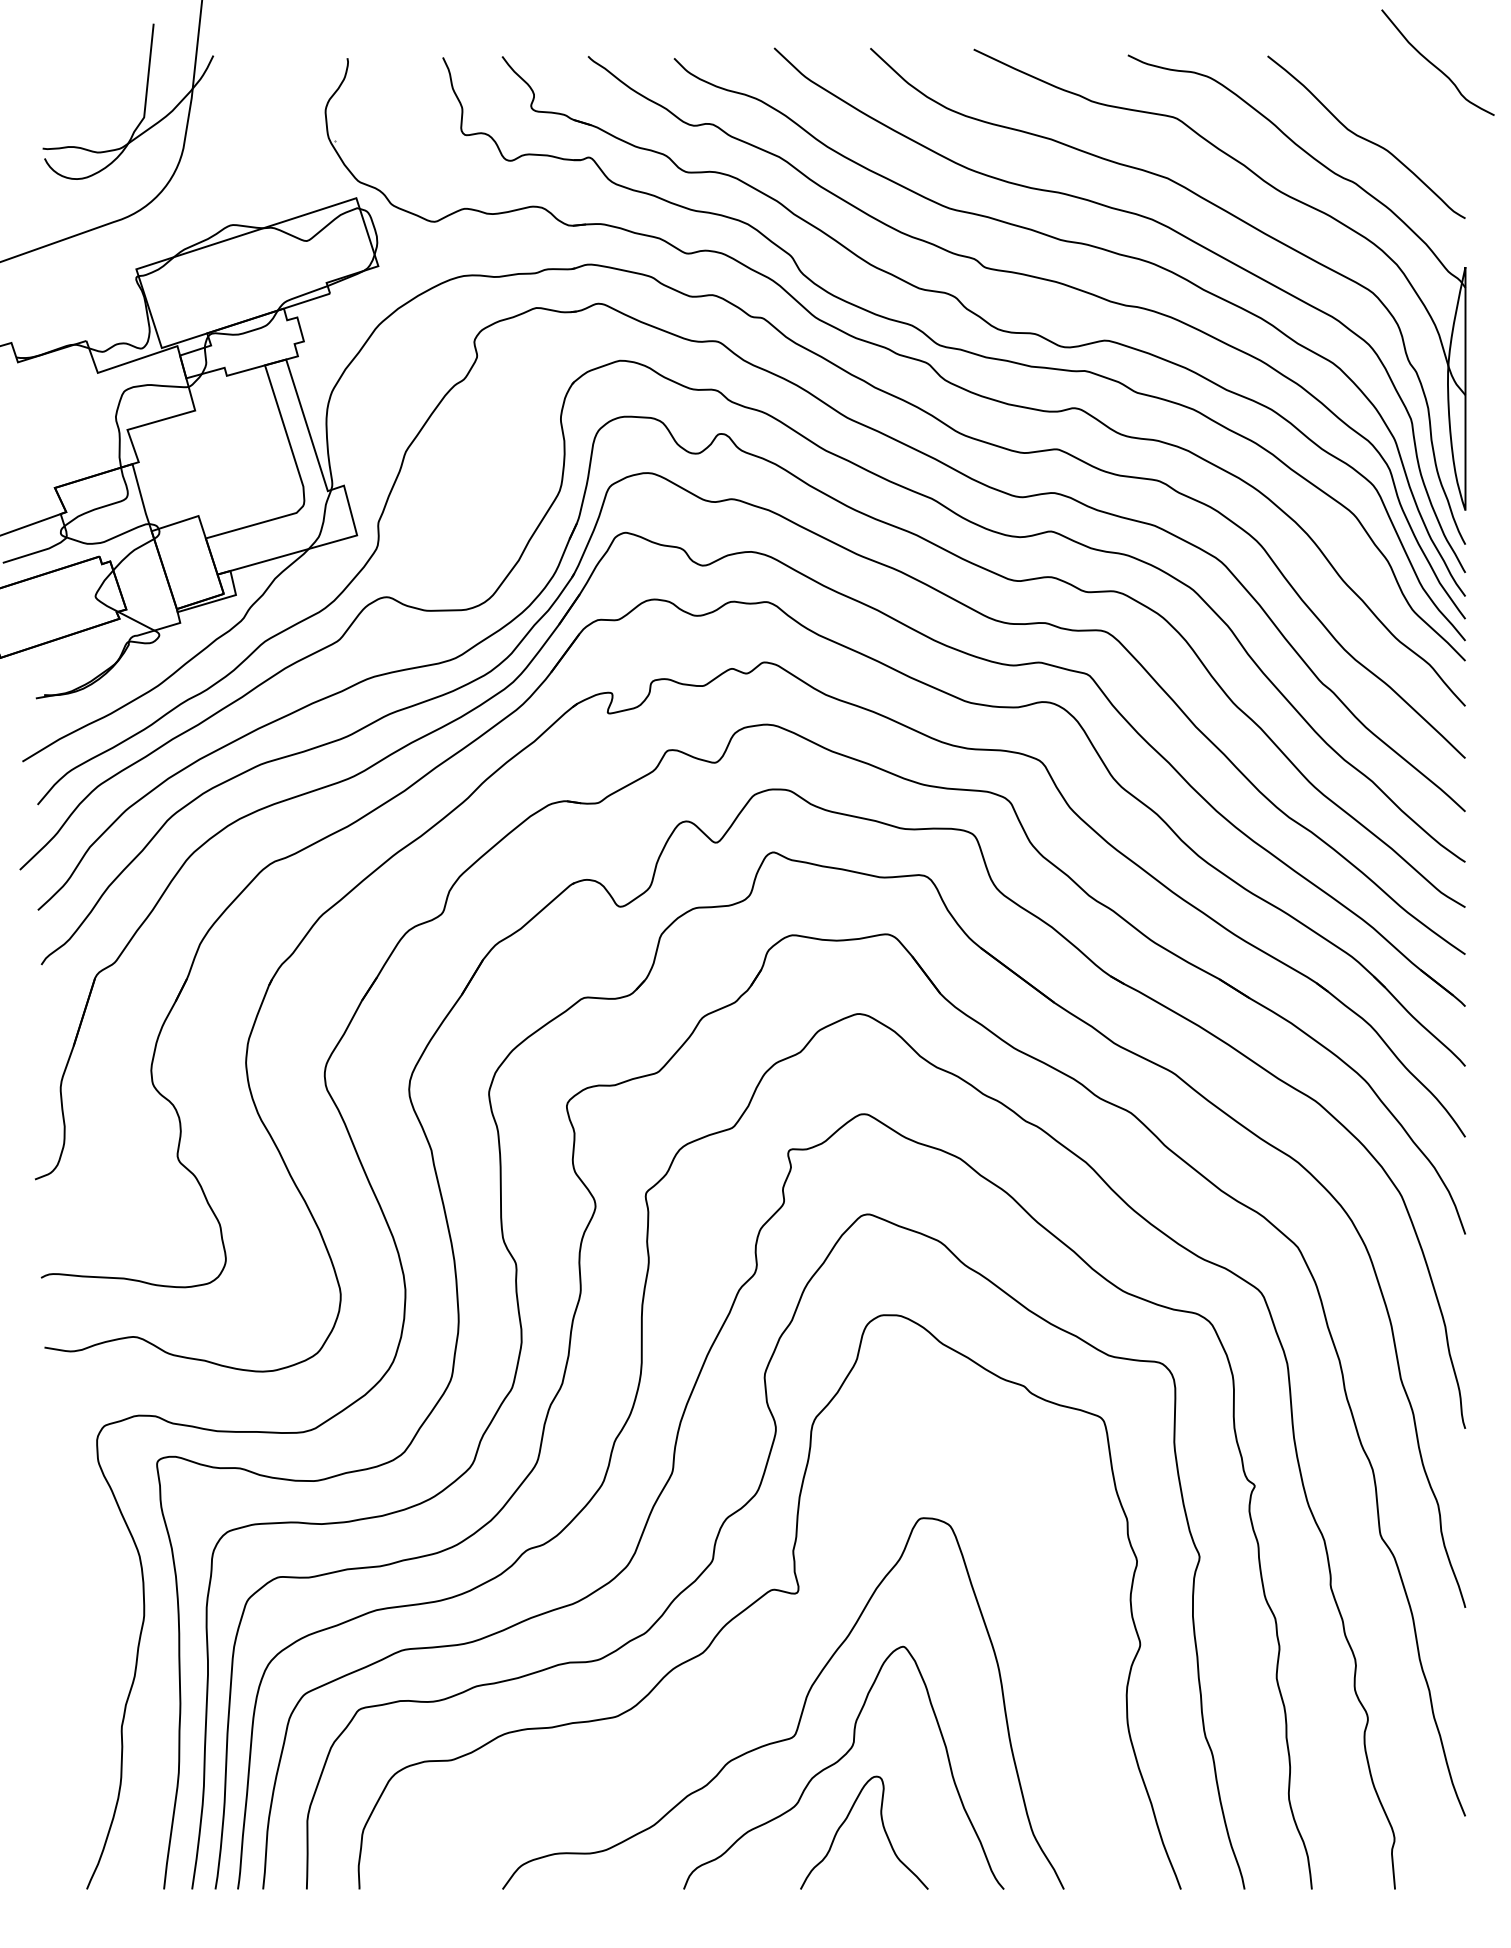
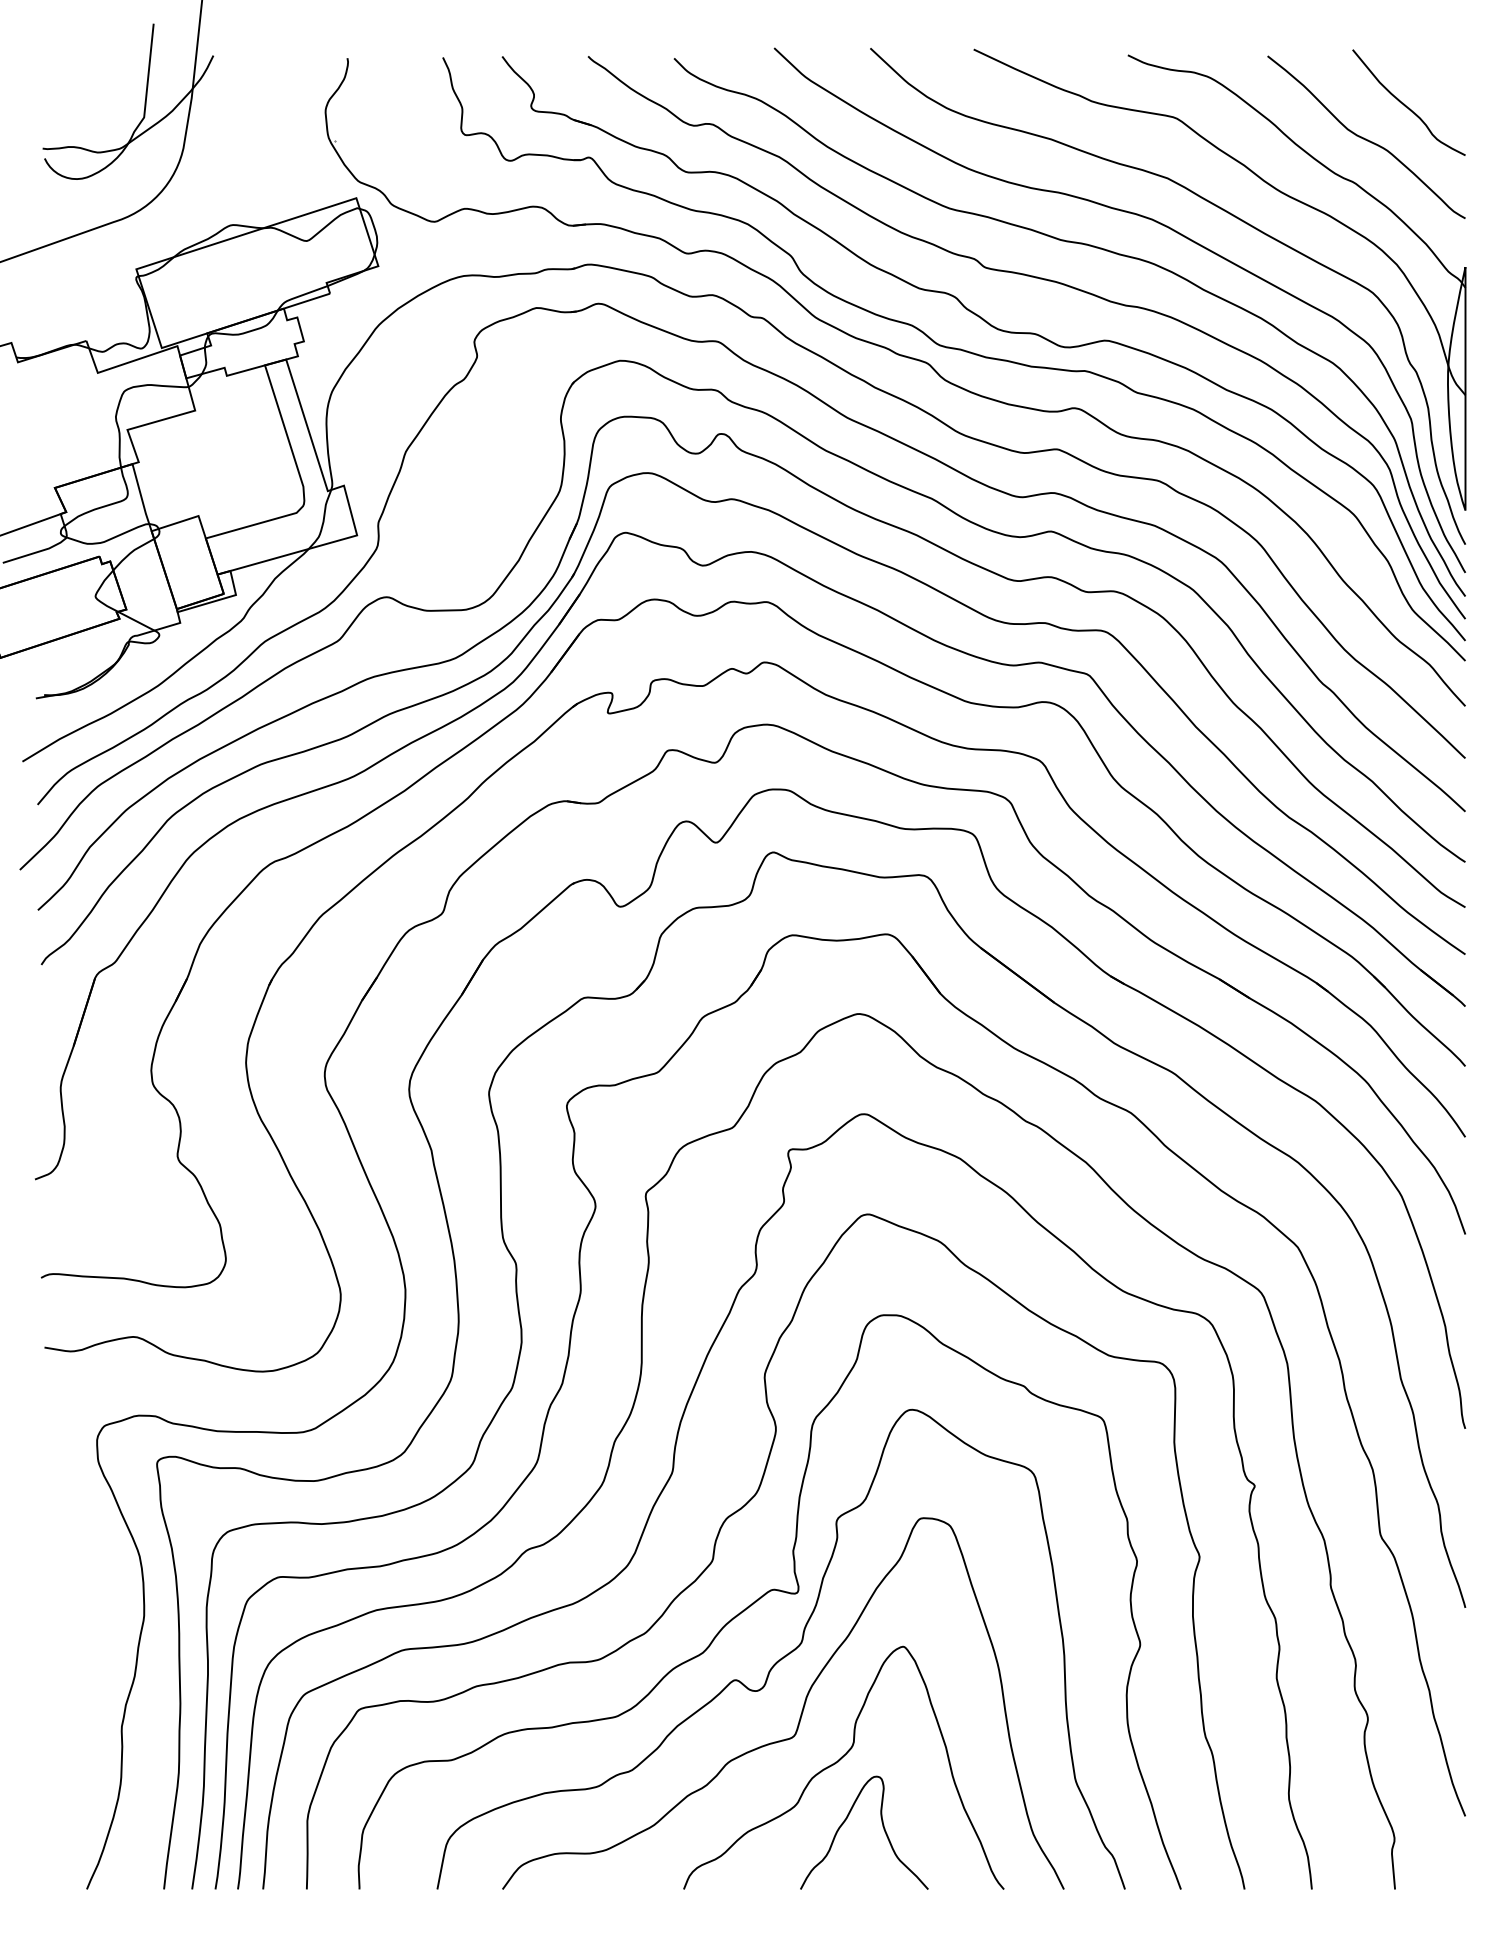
curve position: (1434, 64) -> (1405, 104) (1405, 104)
curve: none -> present (784, 1655)
